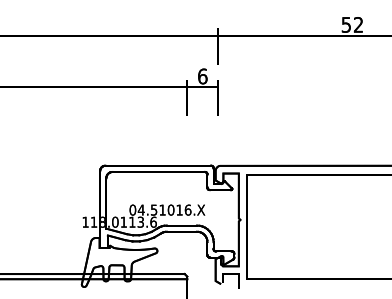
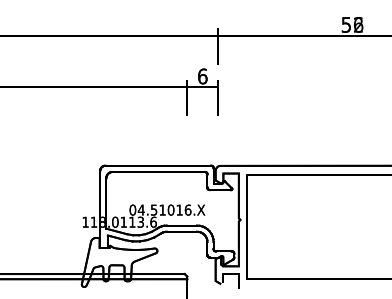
text: 52 -> 56 (358, 24)
